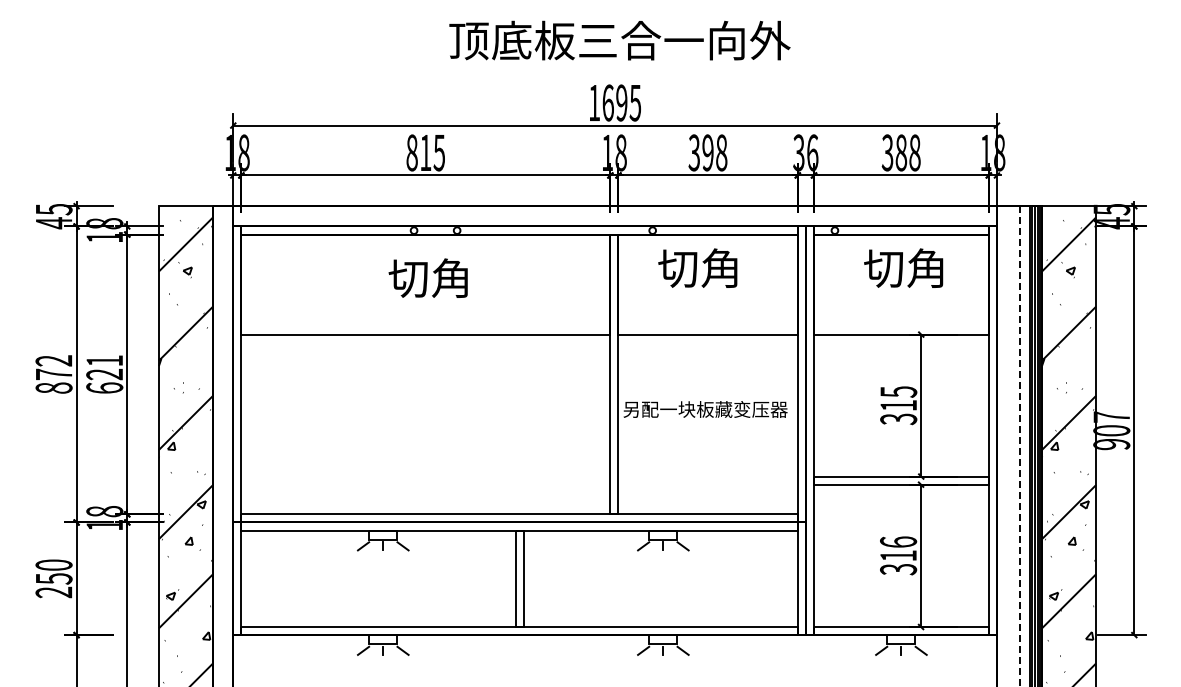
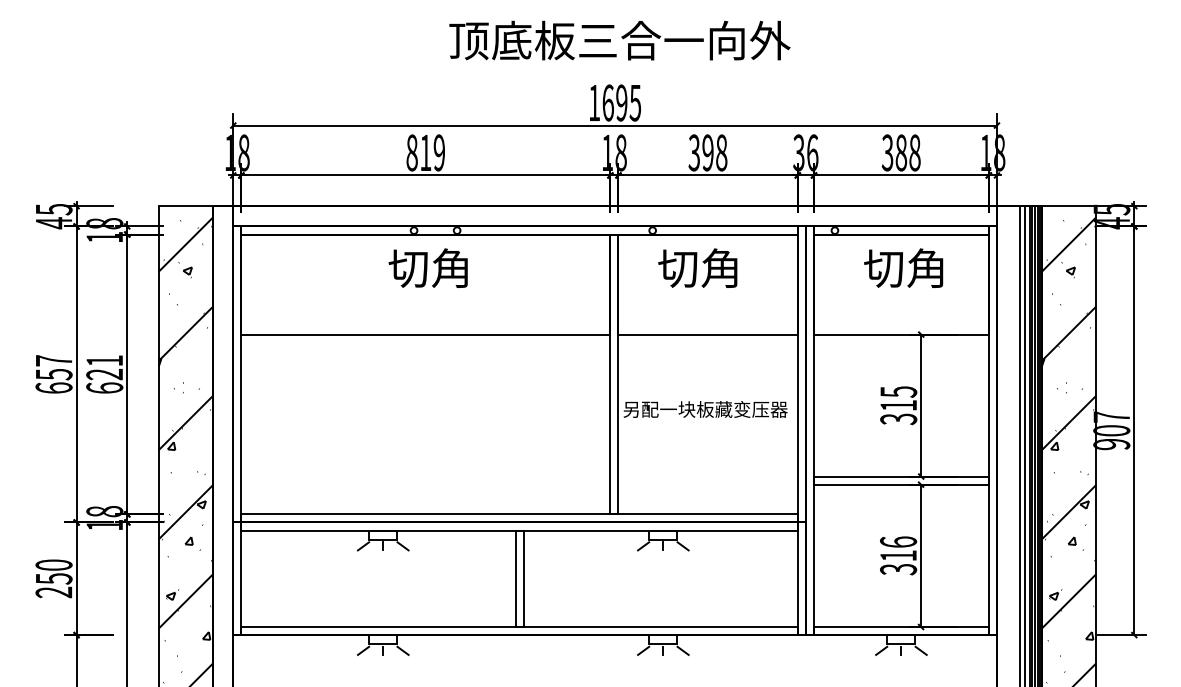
text: 815 -> 819 (438, 152)
text position: (427, 277) -> (427, 267) (427, 267)
text: 872 -> 657 (53, 374)
line: none -> present (1024, 444)
line: dashed -> solid (1019, 446)
